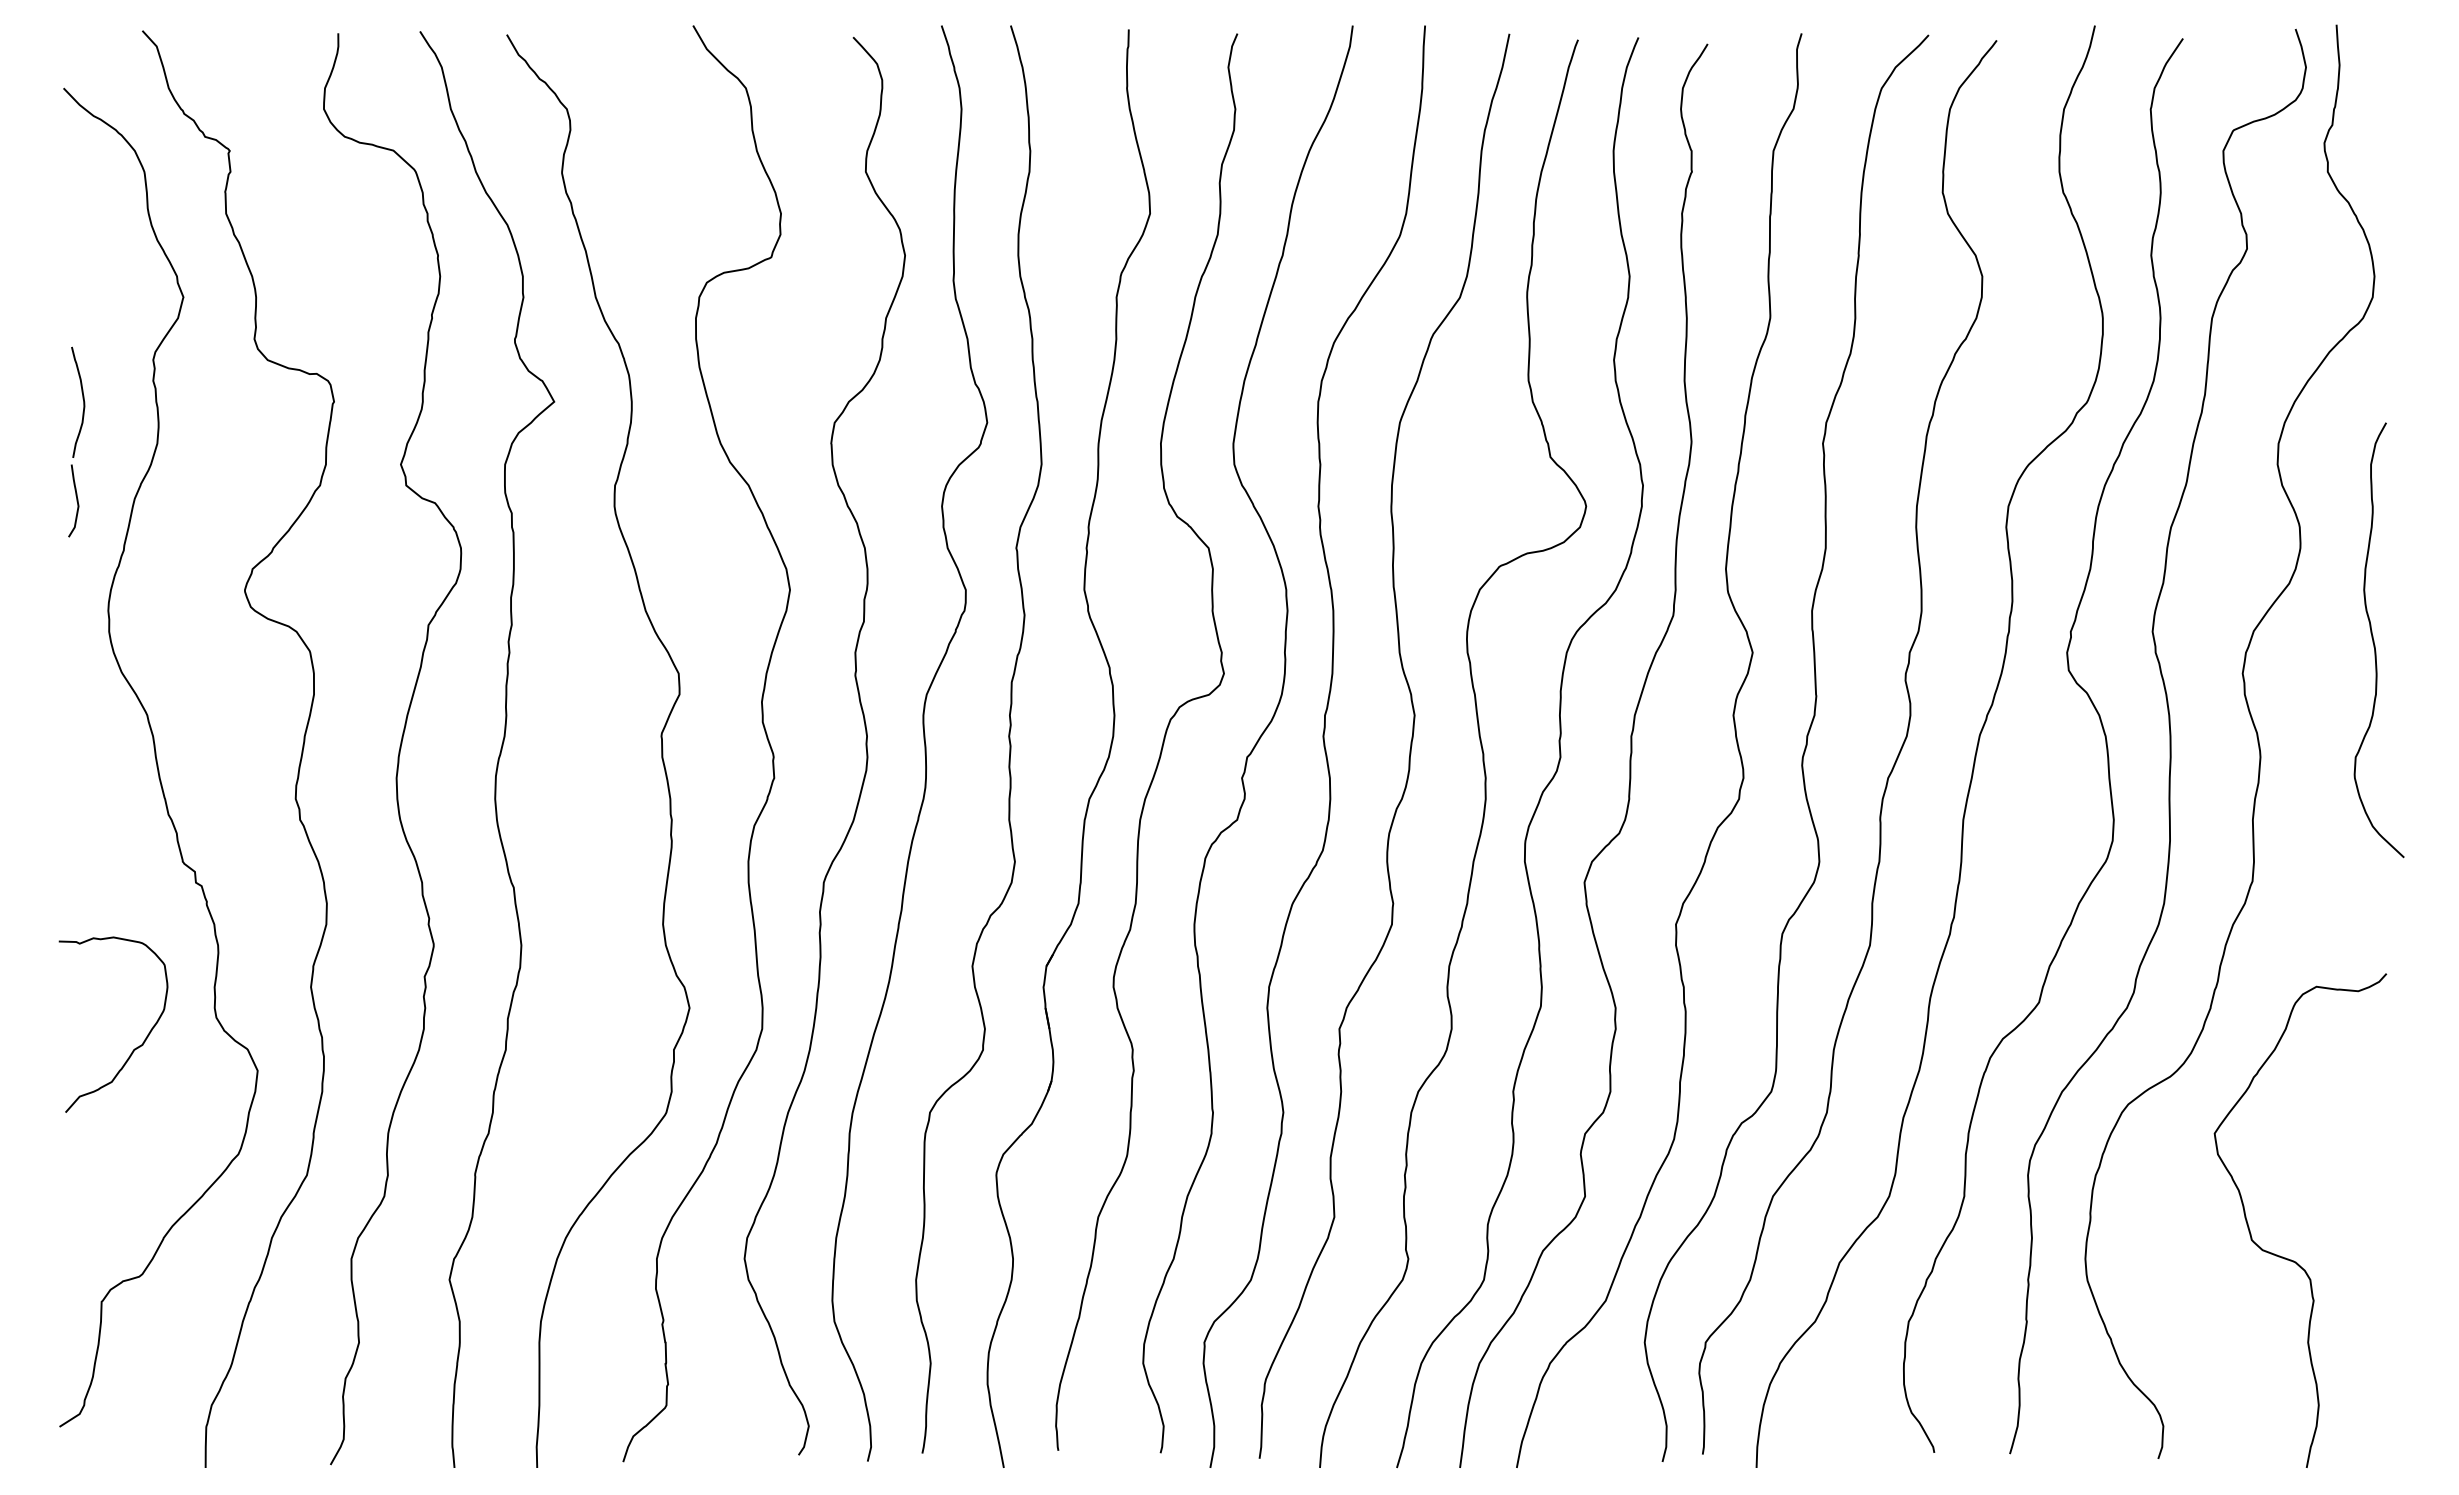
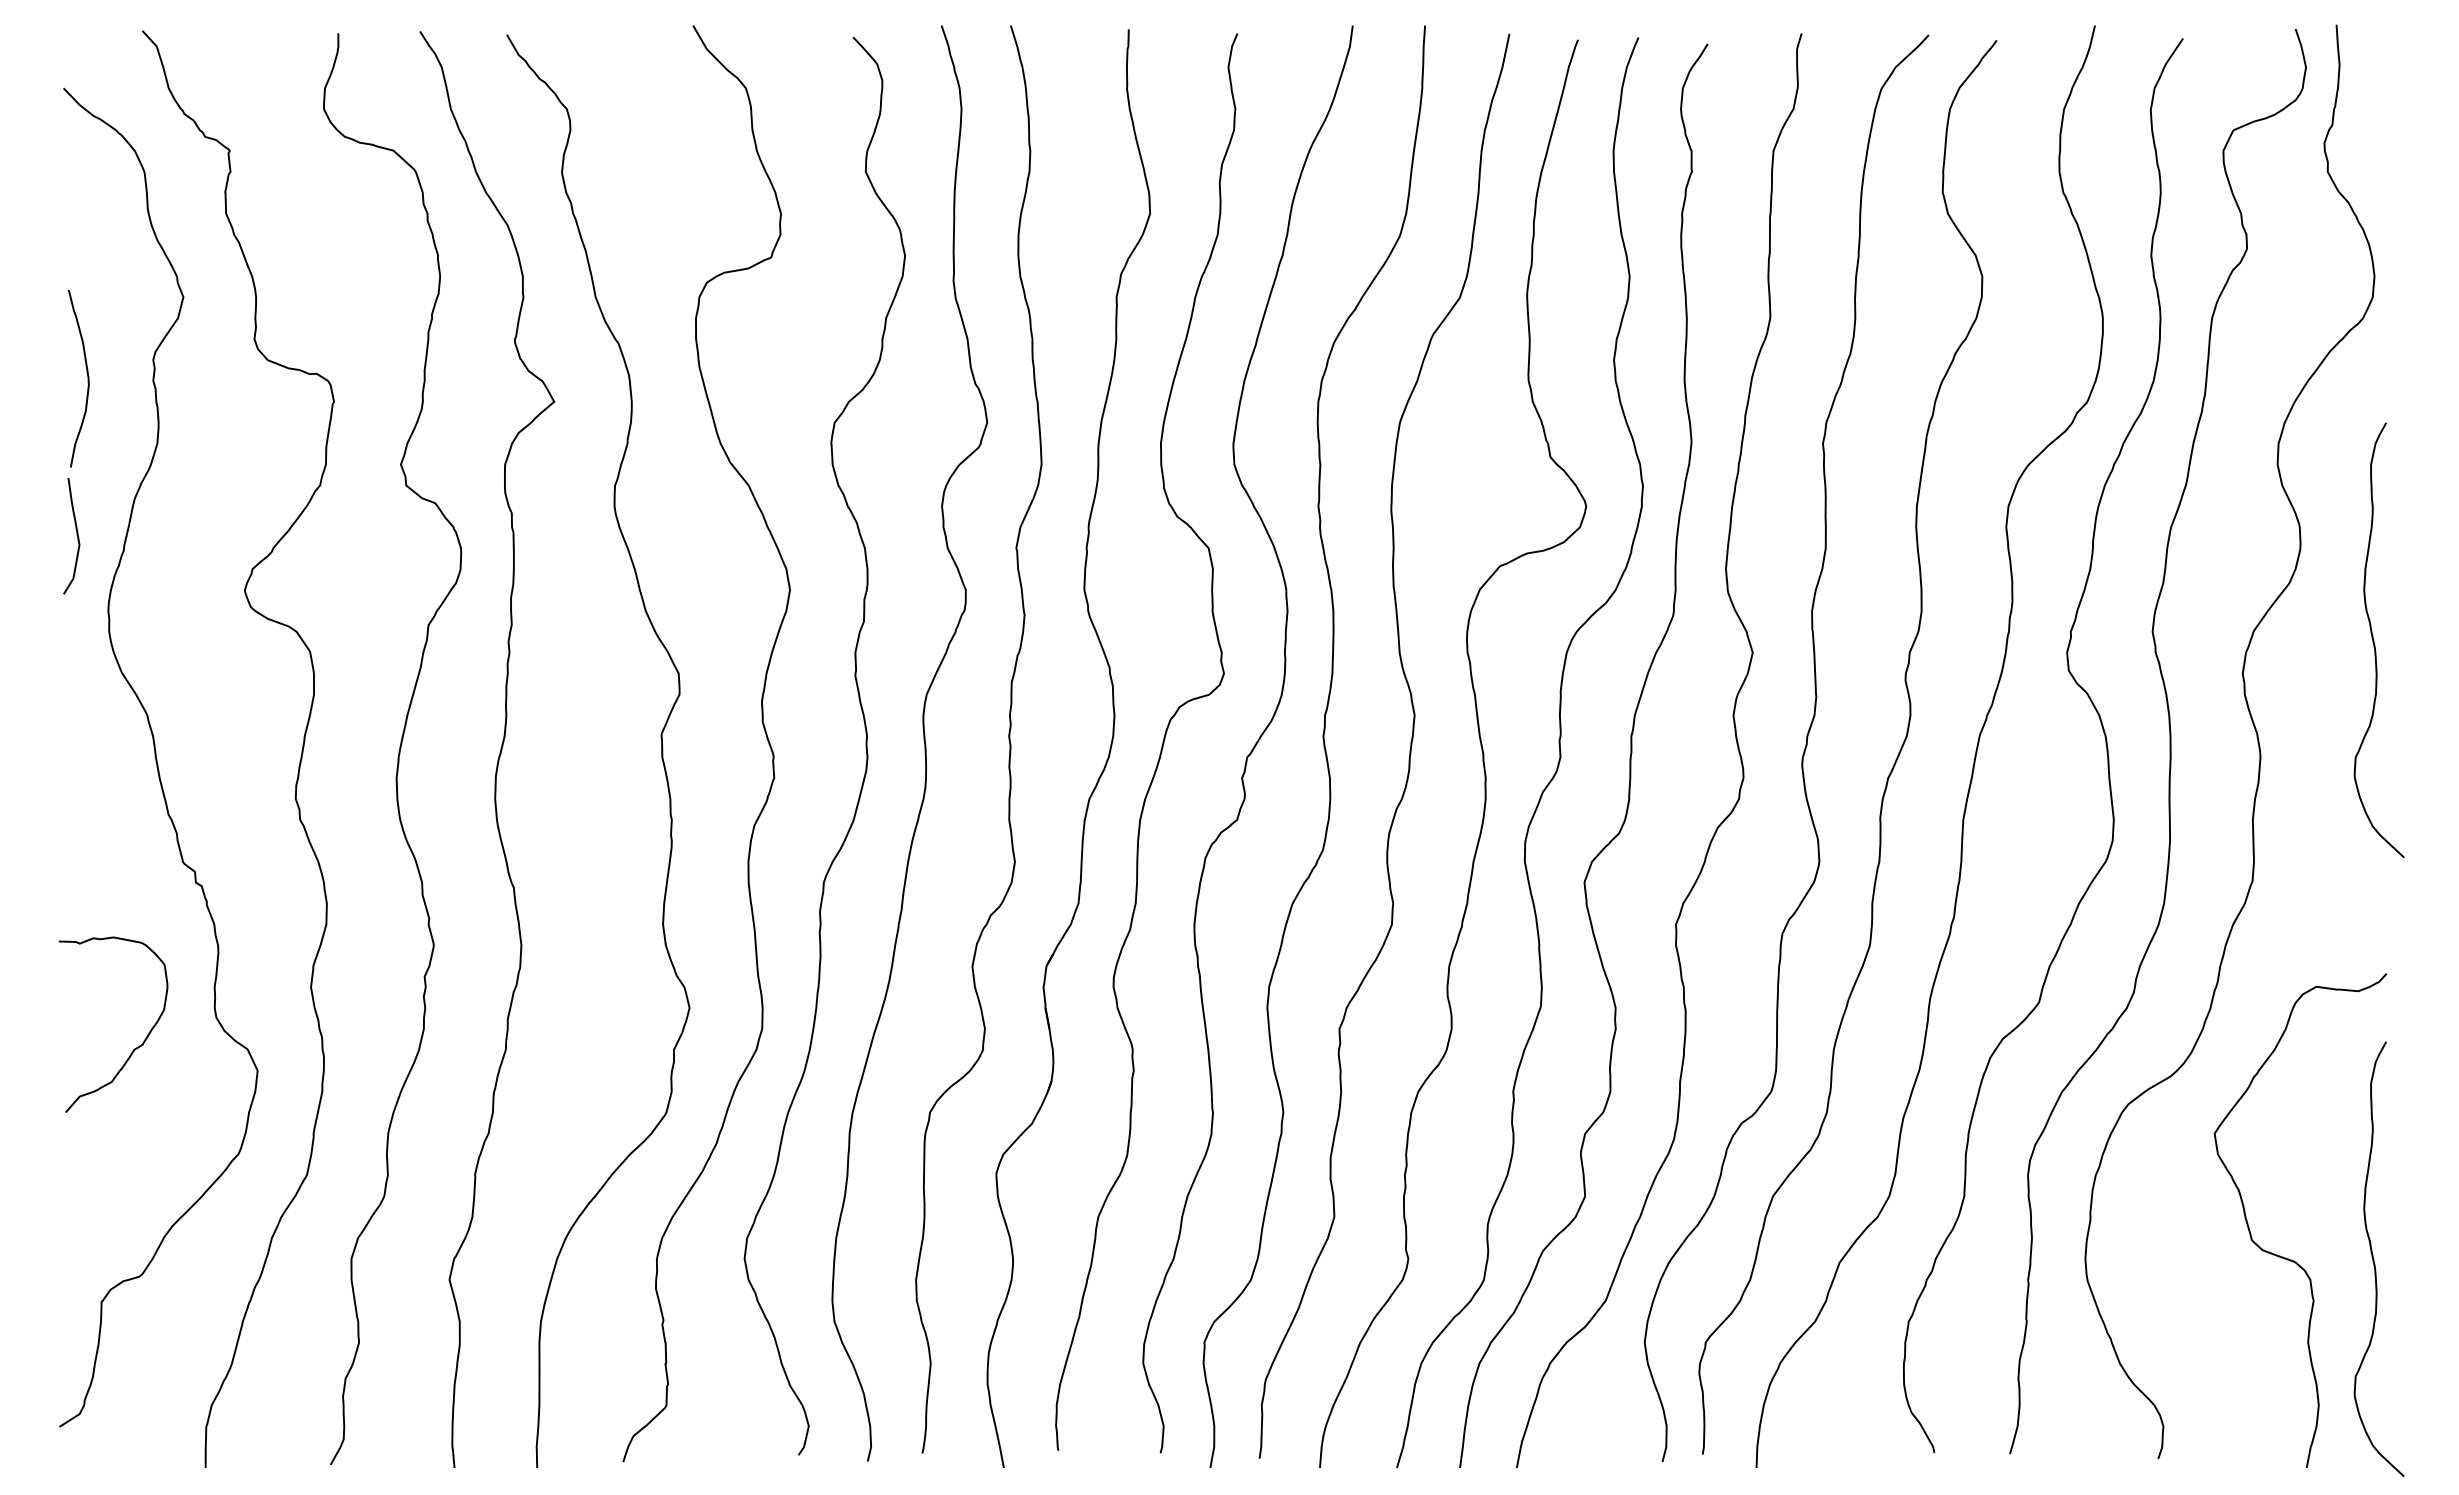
part size: 18x192 px -> 27x306 px (76, 441)
curve: none -> present (2374, 1259)
